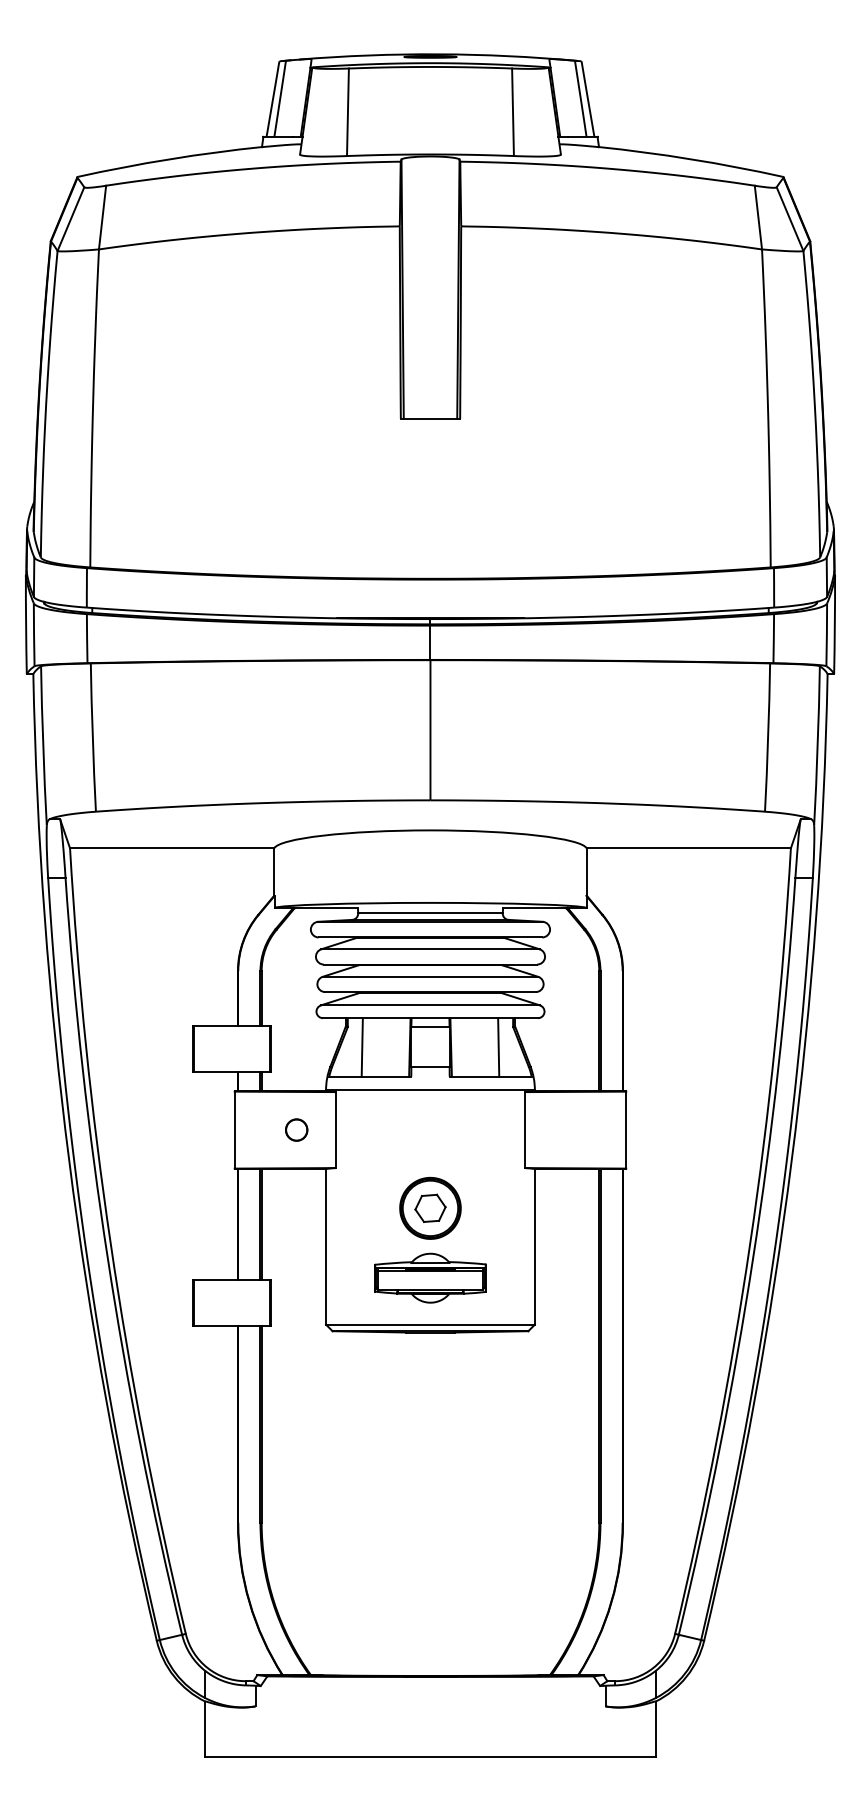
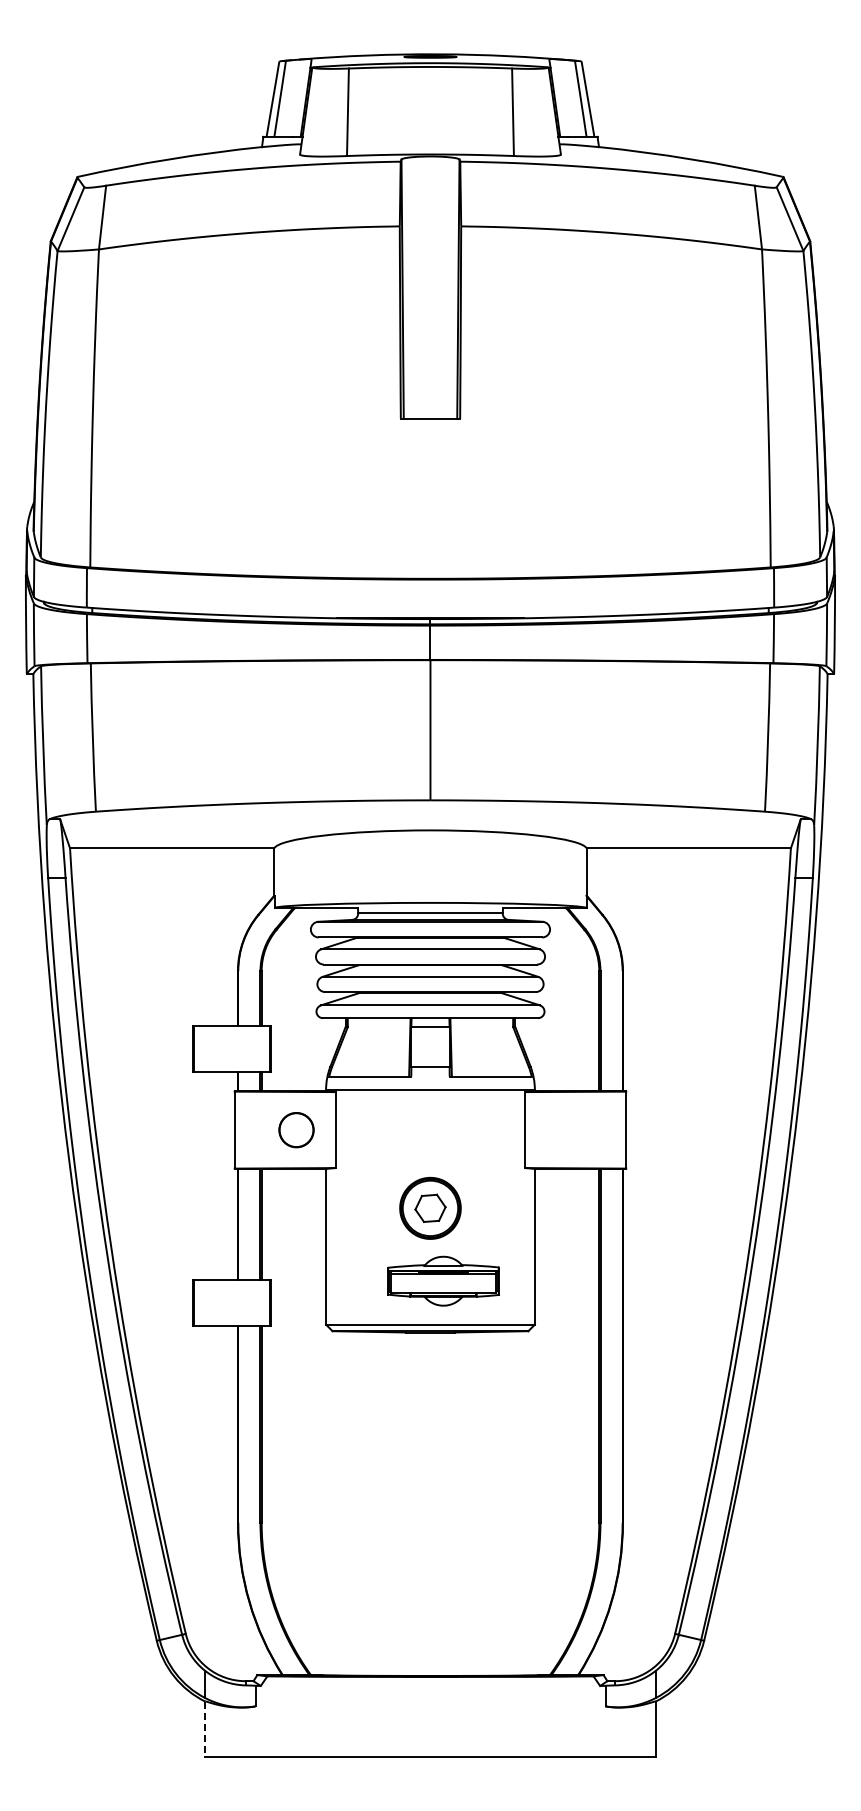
line: present -> none (361, 1047)
line: present -> none (498, 1047)
circle size: 24x24 px -> 37x37 px (296, 1130)
part position: (430, 1277) -> (443, 1280) (443, 1280)
line: solid -> dashed (205, 1729)
